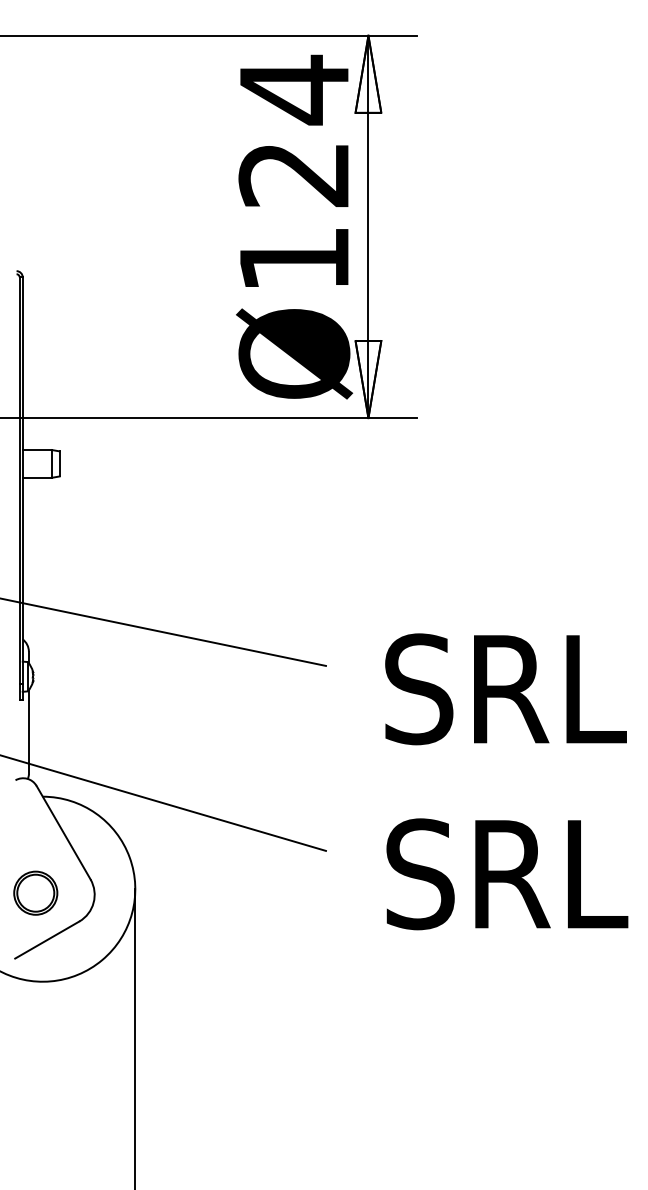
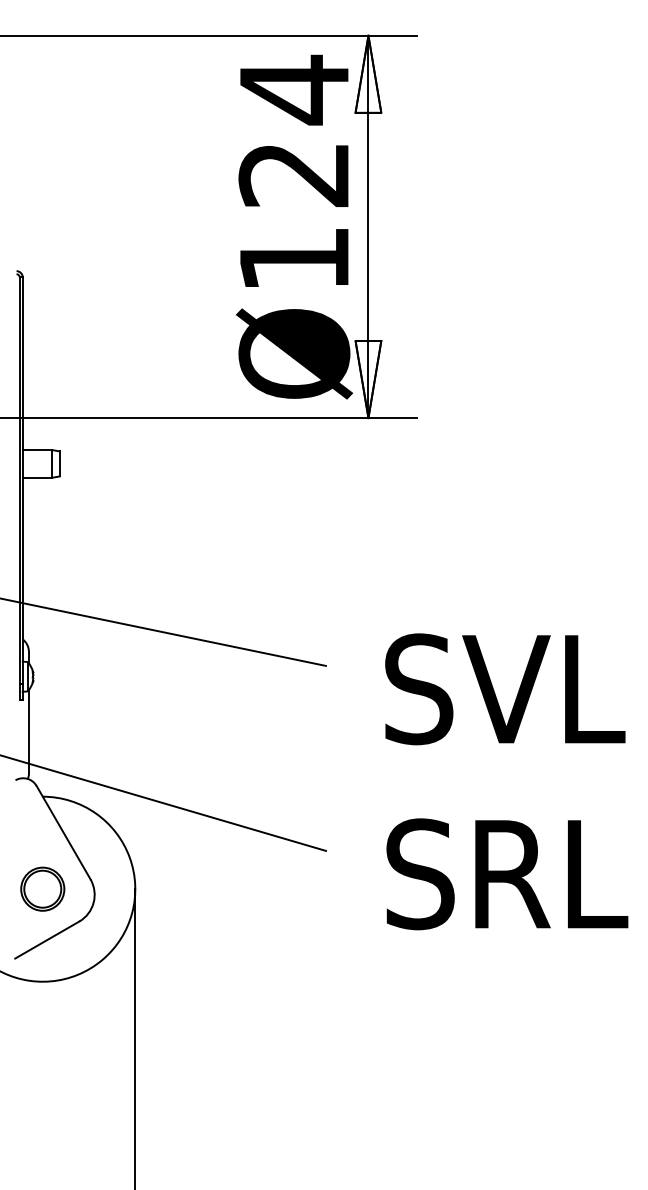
text: SRL -> SVL (544, 689)
part position: (35, 892) -> (42, 888) (42, 888)
